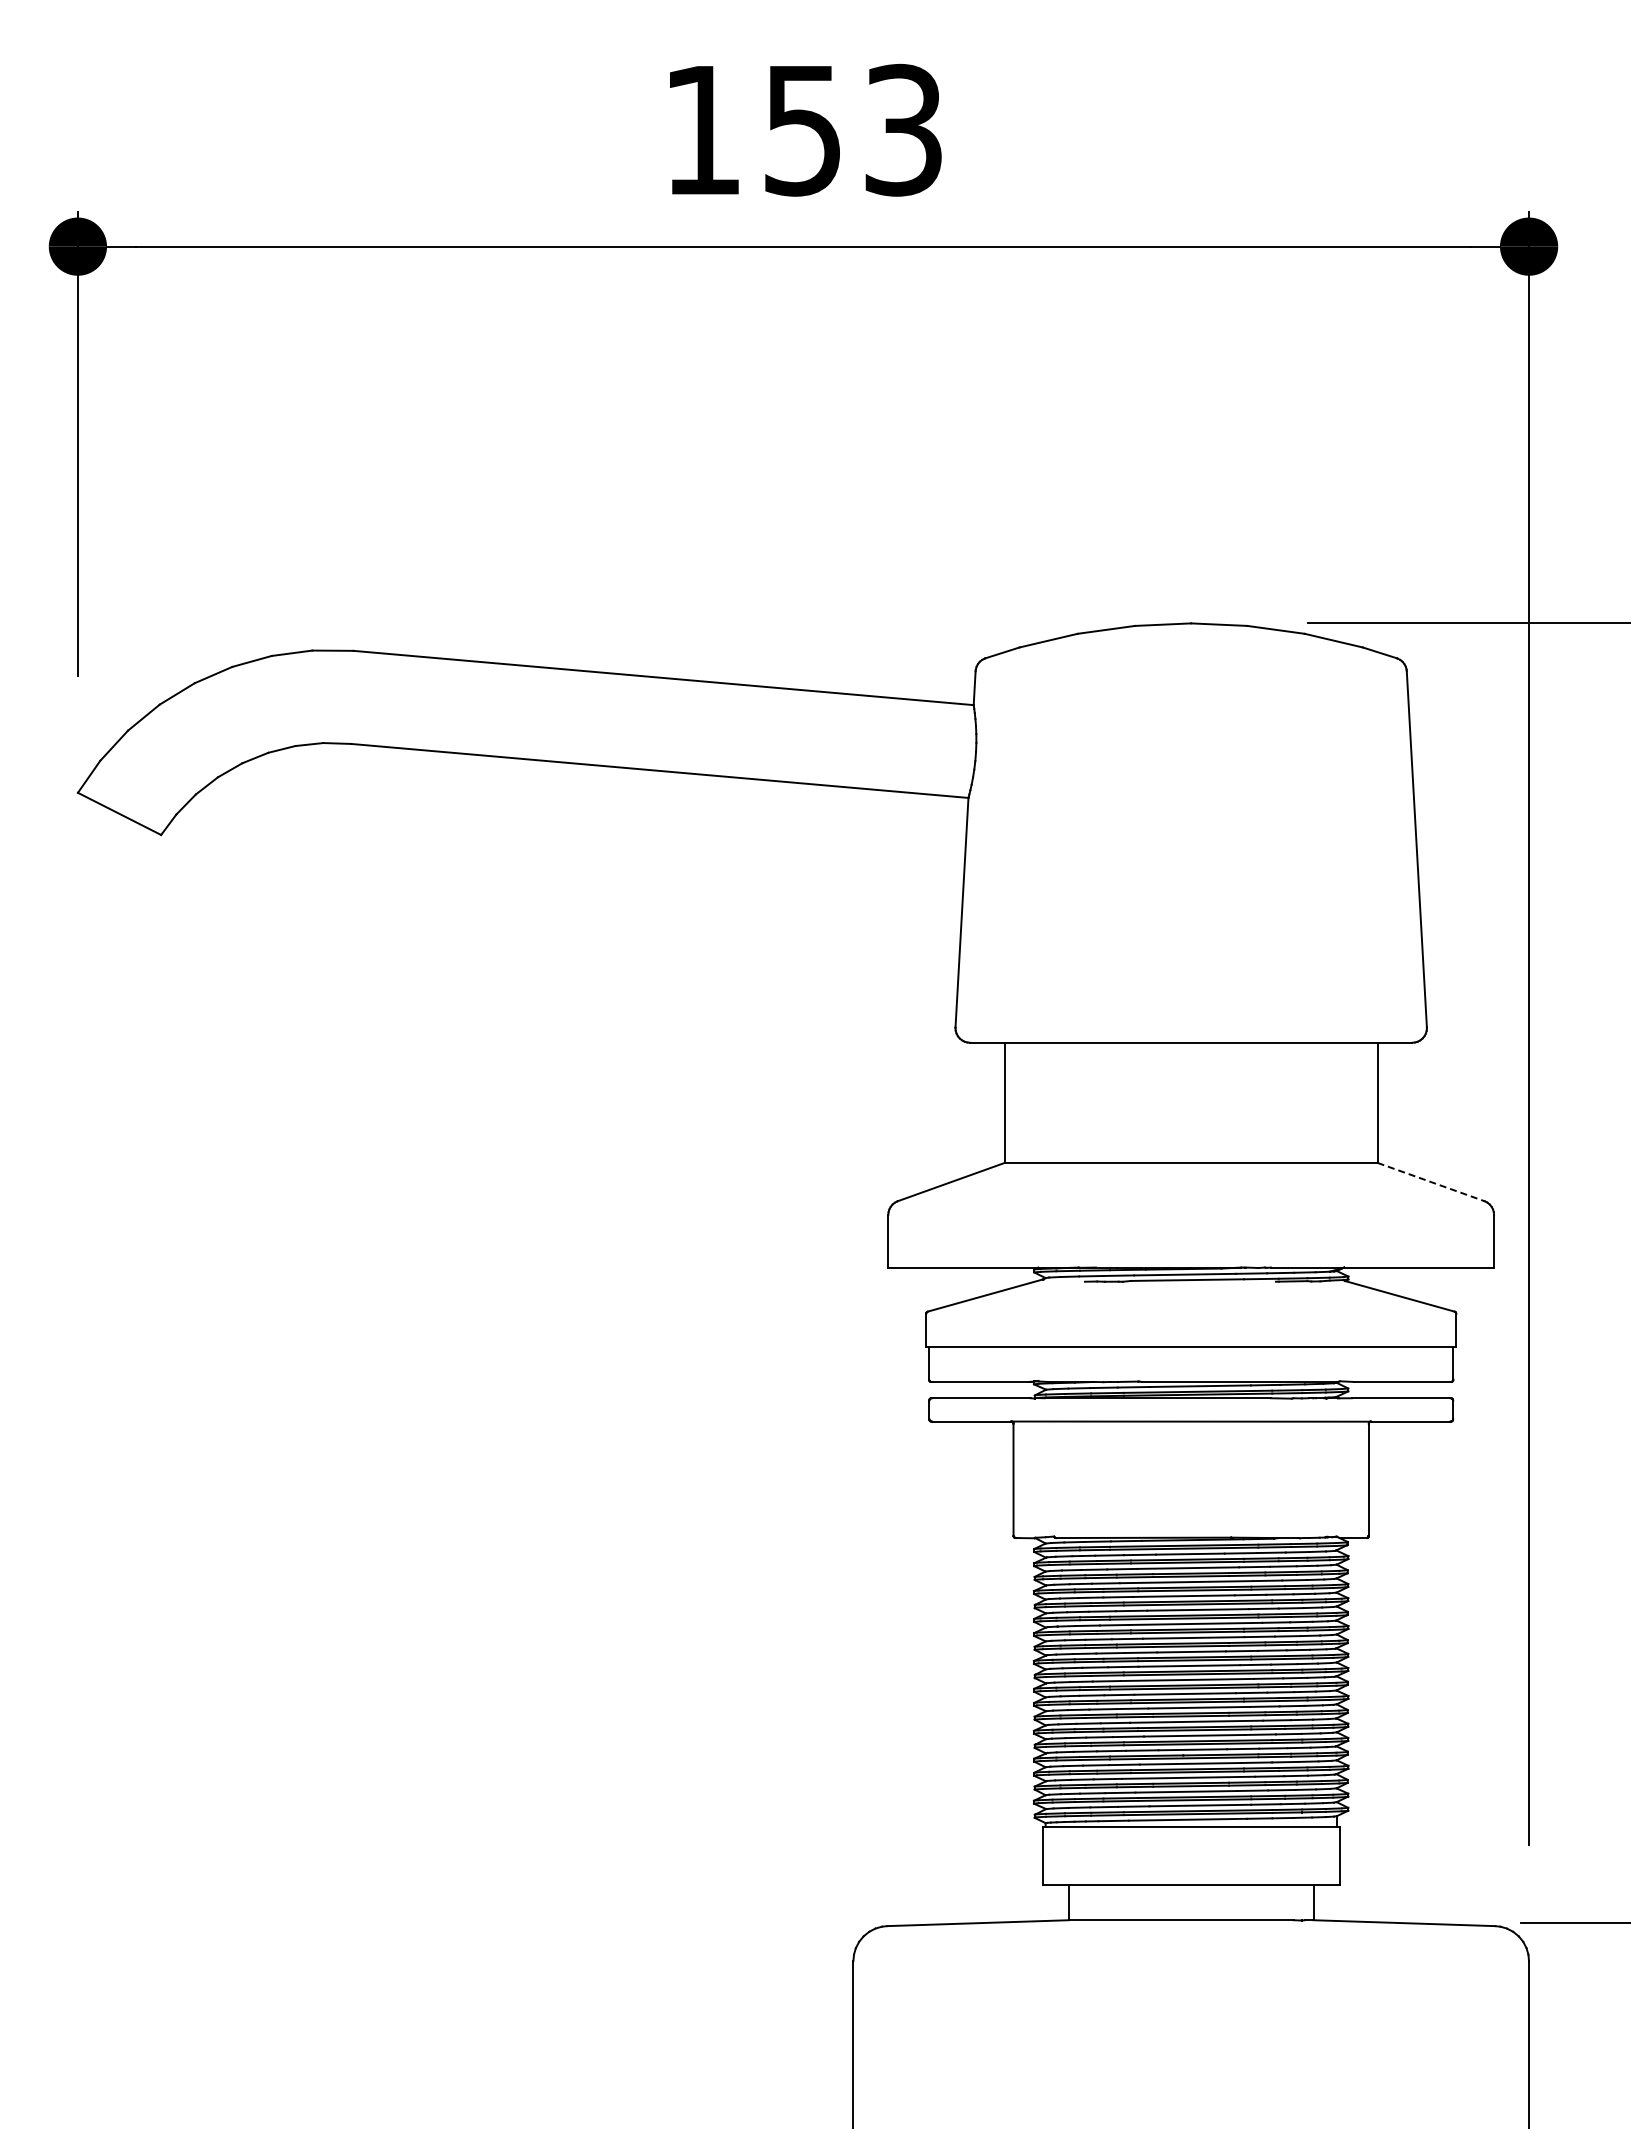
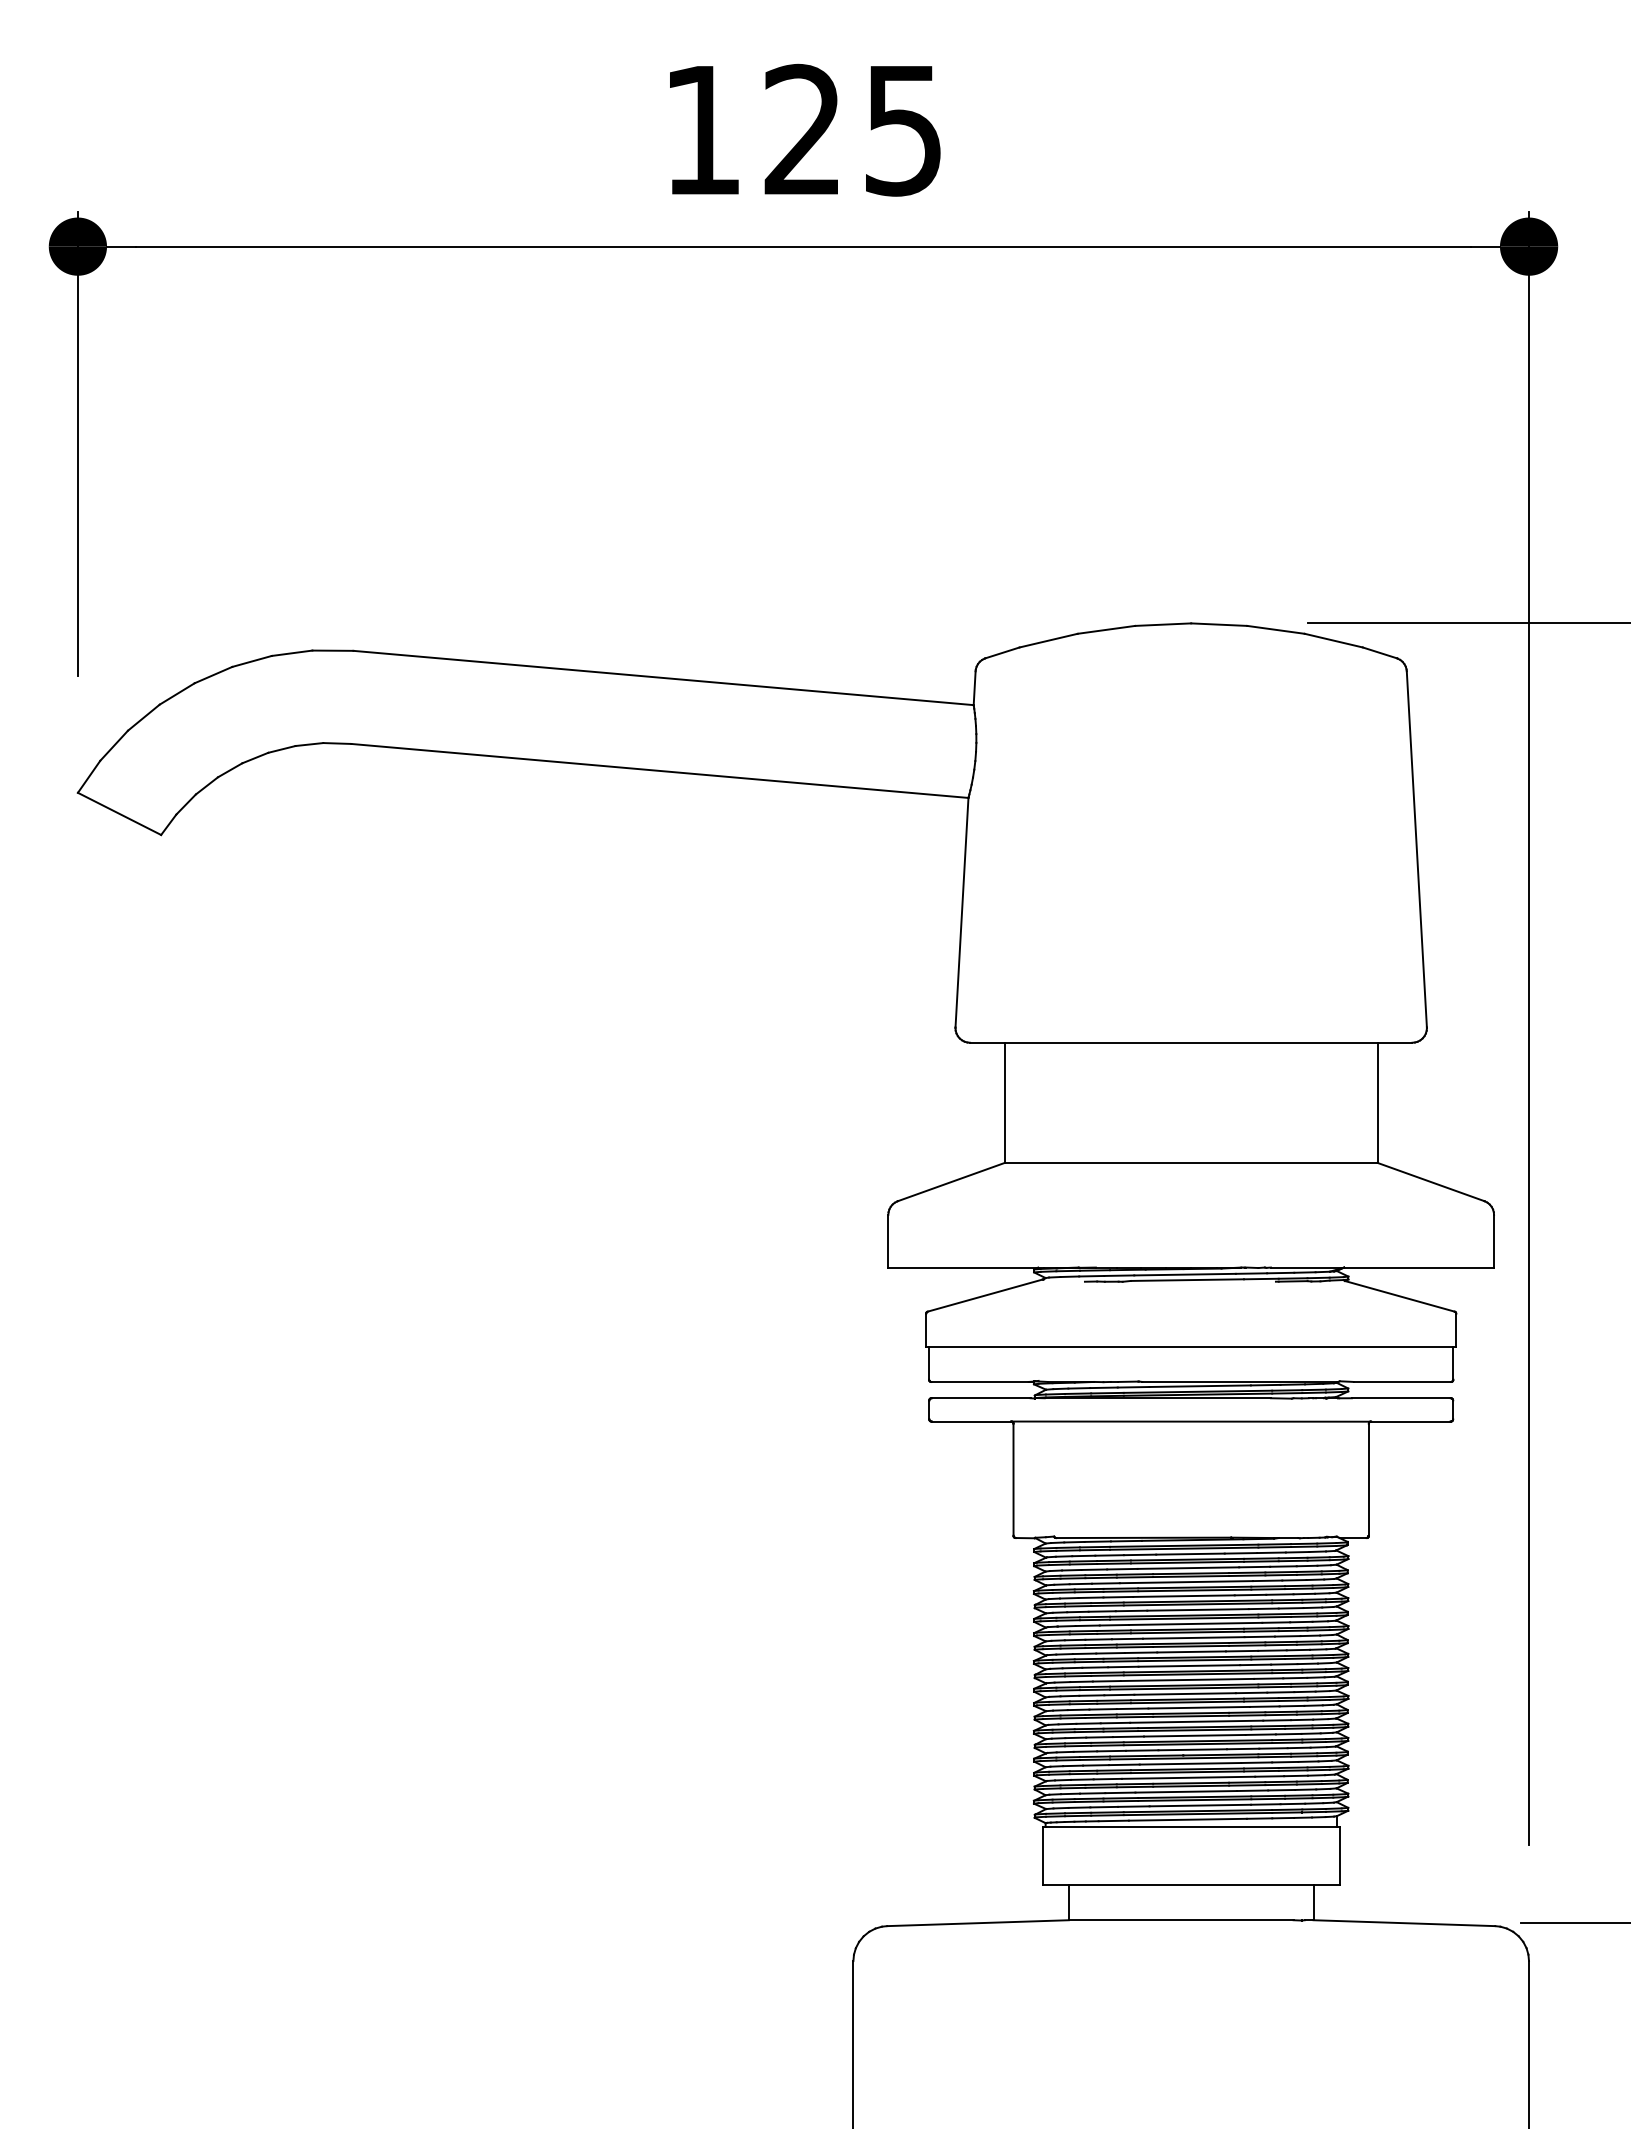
text: 153 -> 125 (852, 129)
line: dashed -> solid (1430, 1182)
